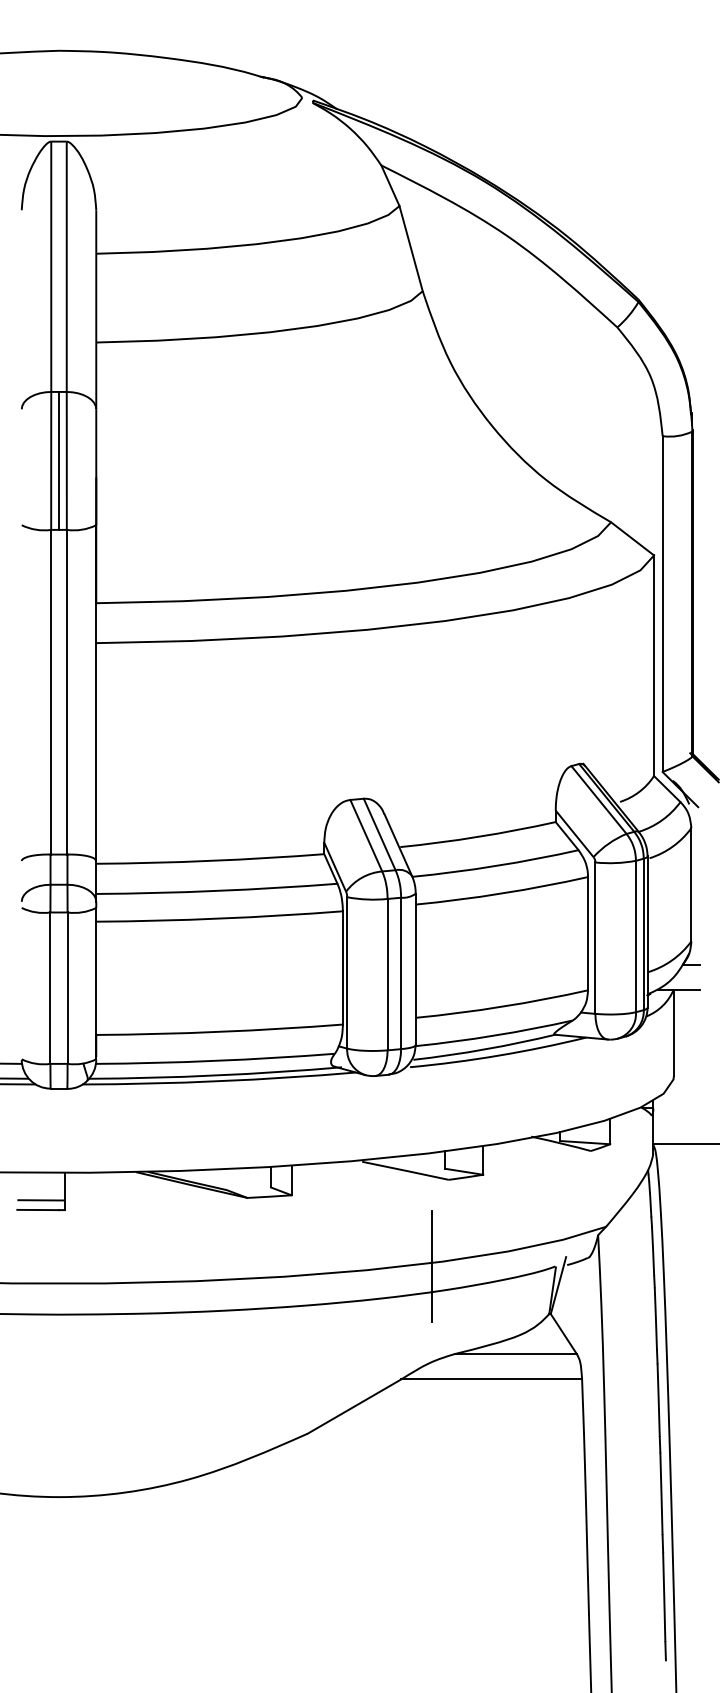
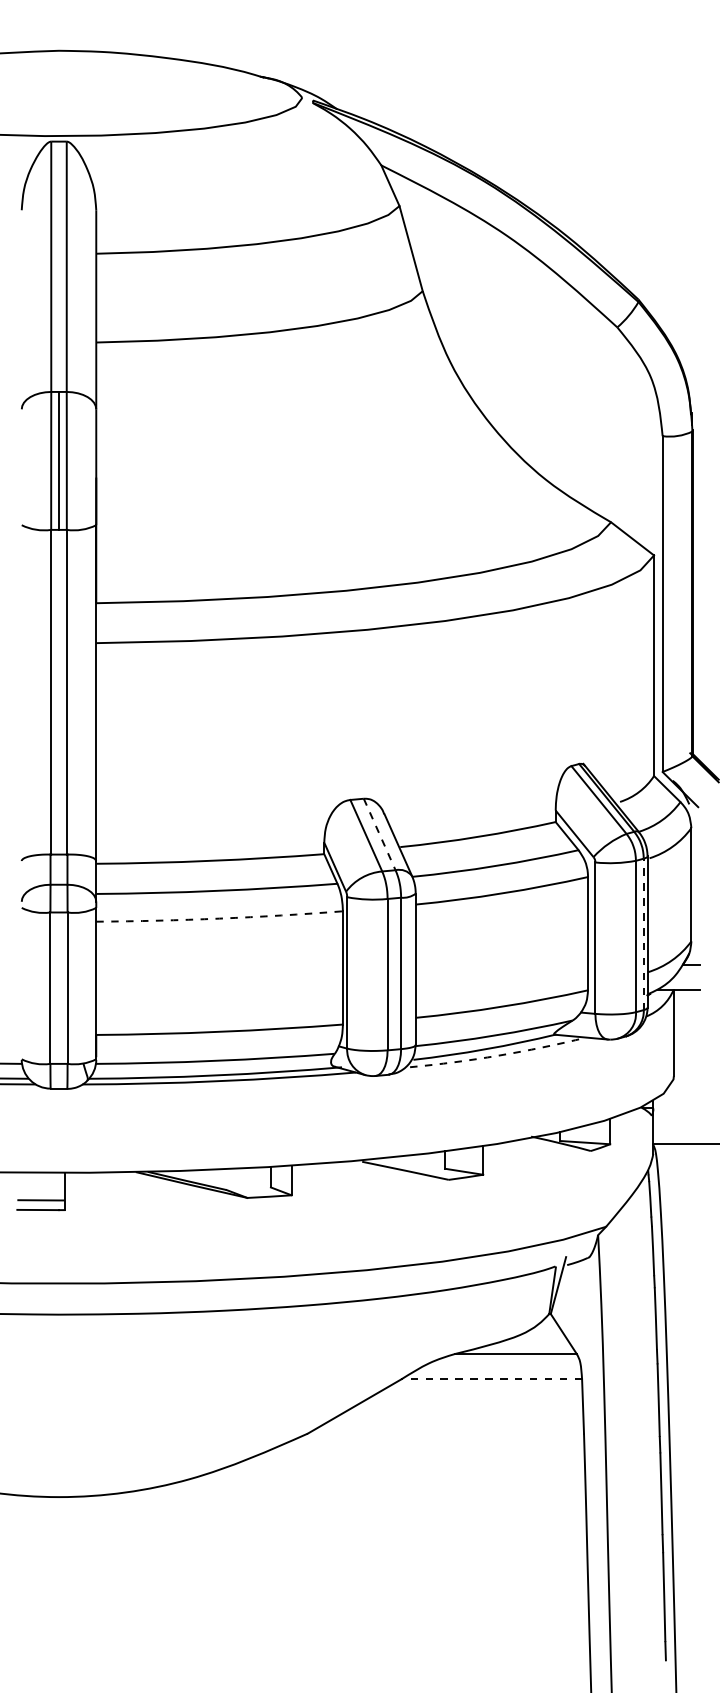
line: solid -> dashed (379, 834)
arc: solid -> dashed (219, 918)
line: solid -> dashed (643, 934)
arc: solid -> dashed (498, 1055)
line: present -> none (431, 1266)
line: solid -> dashed (491, 1379)
